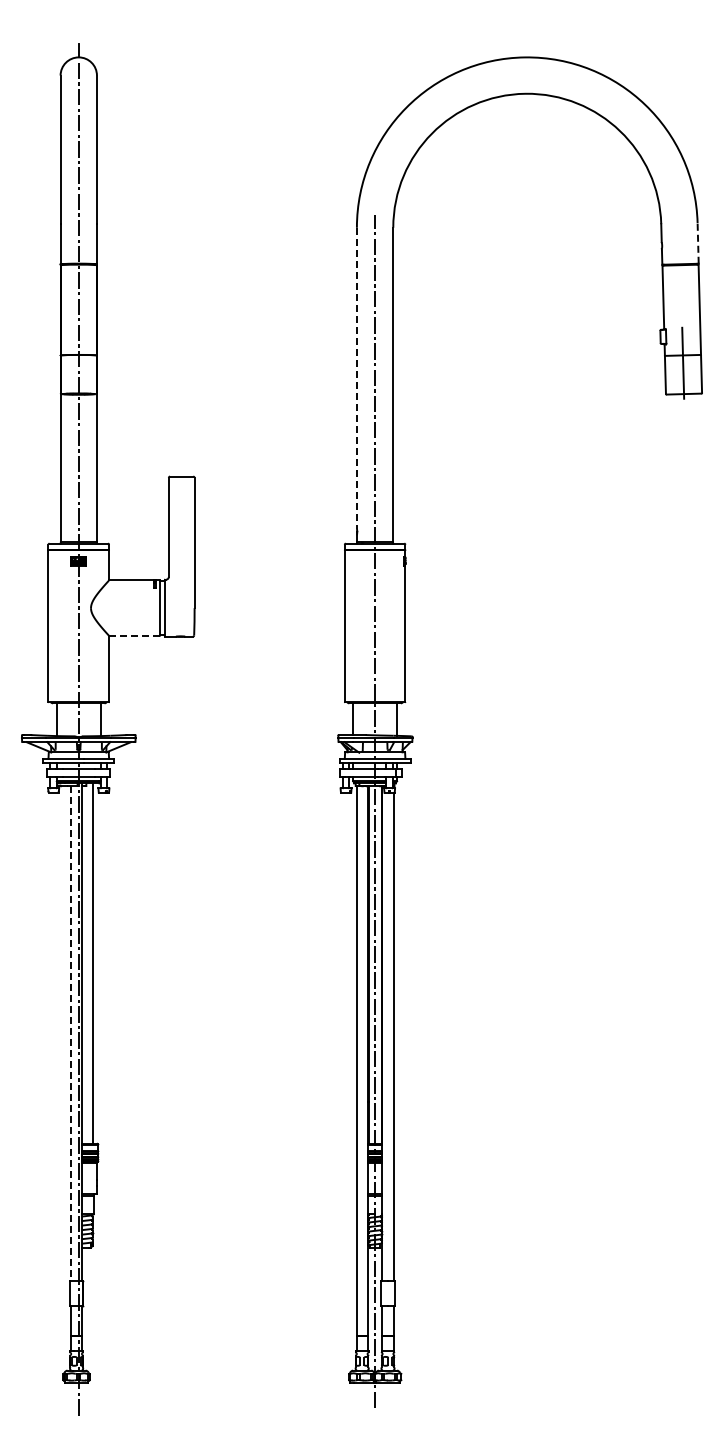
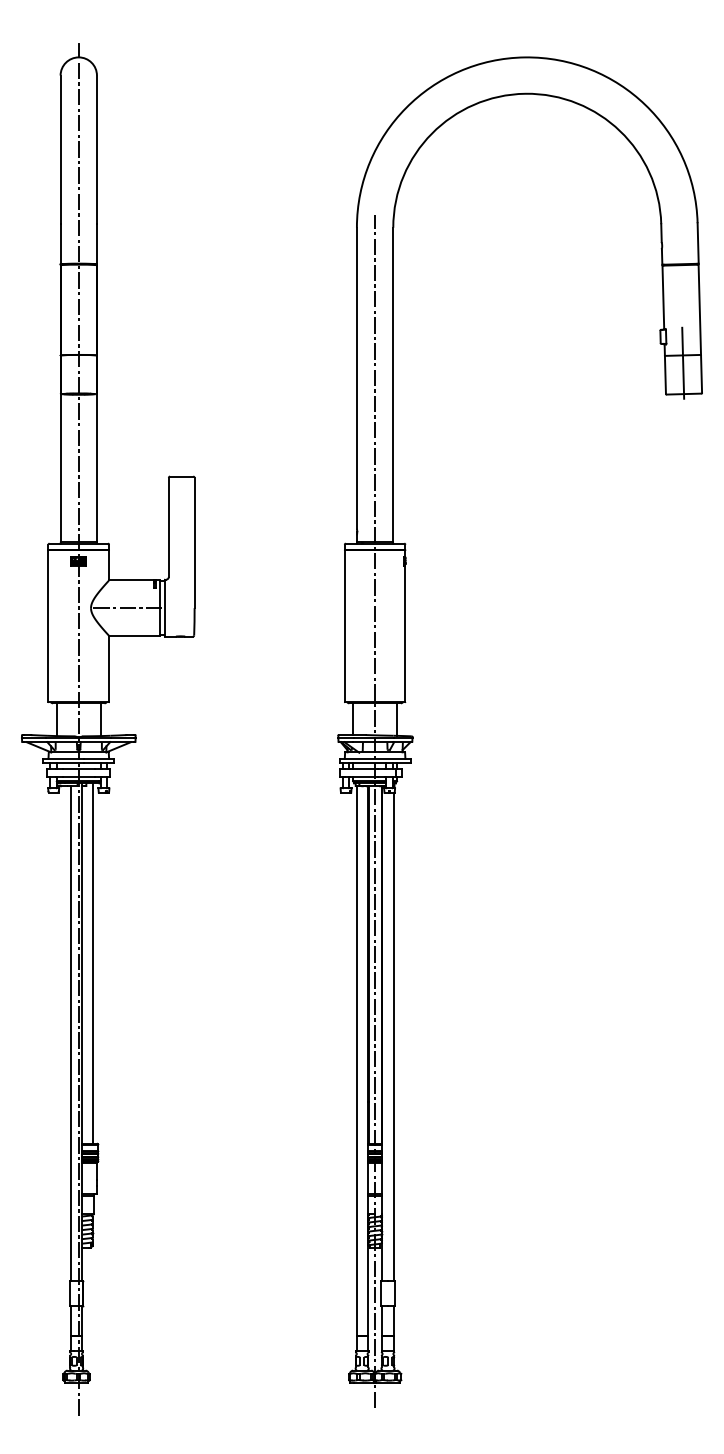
line: dashed -> solid (698, 242)
line: dashed -> solid (356, 378)
line: none -> present (127, 608)
line: dashed -> solid (134, 635)
line: dashed -> solid (71, 1033)
